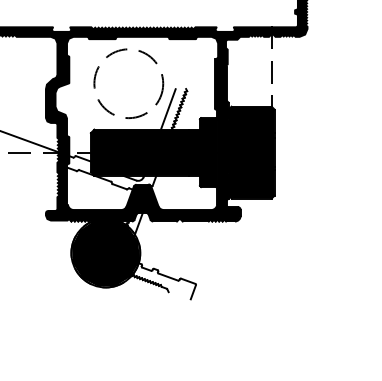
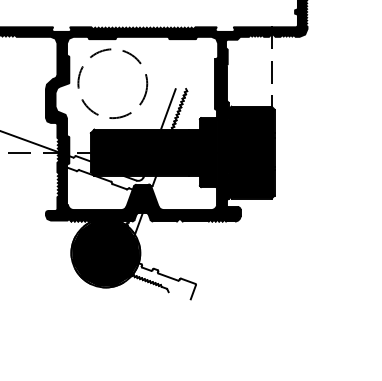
circle position: (128, 83) -> (112, 83) (112, 83)
